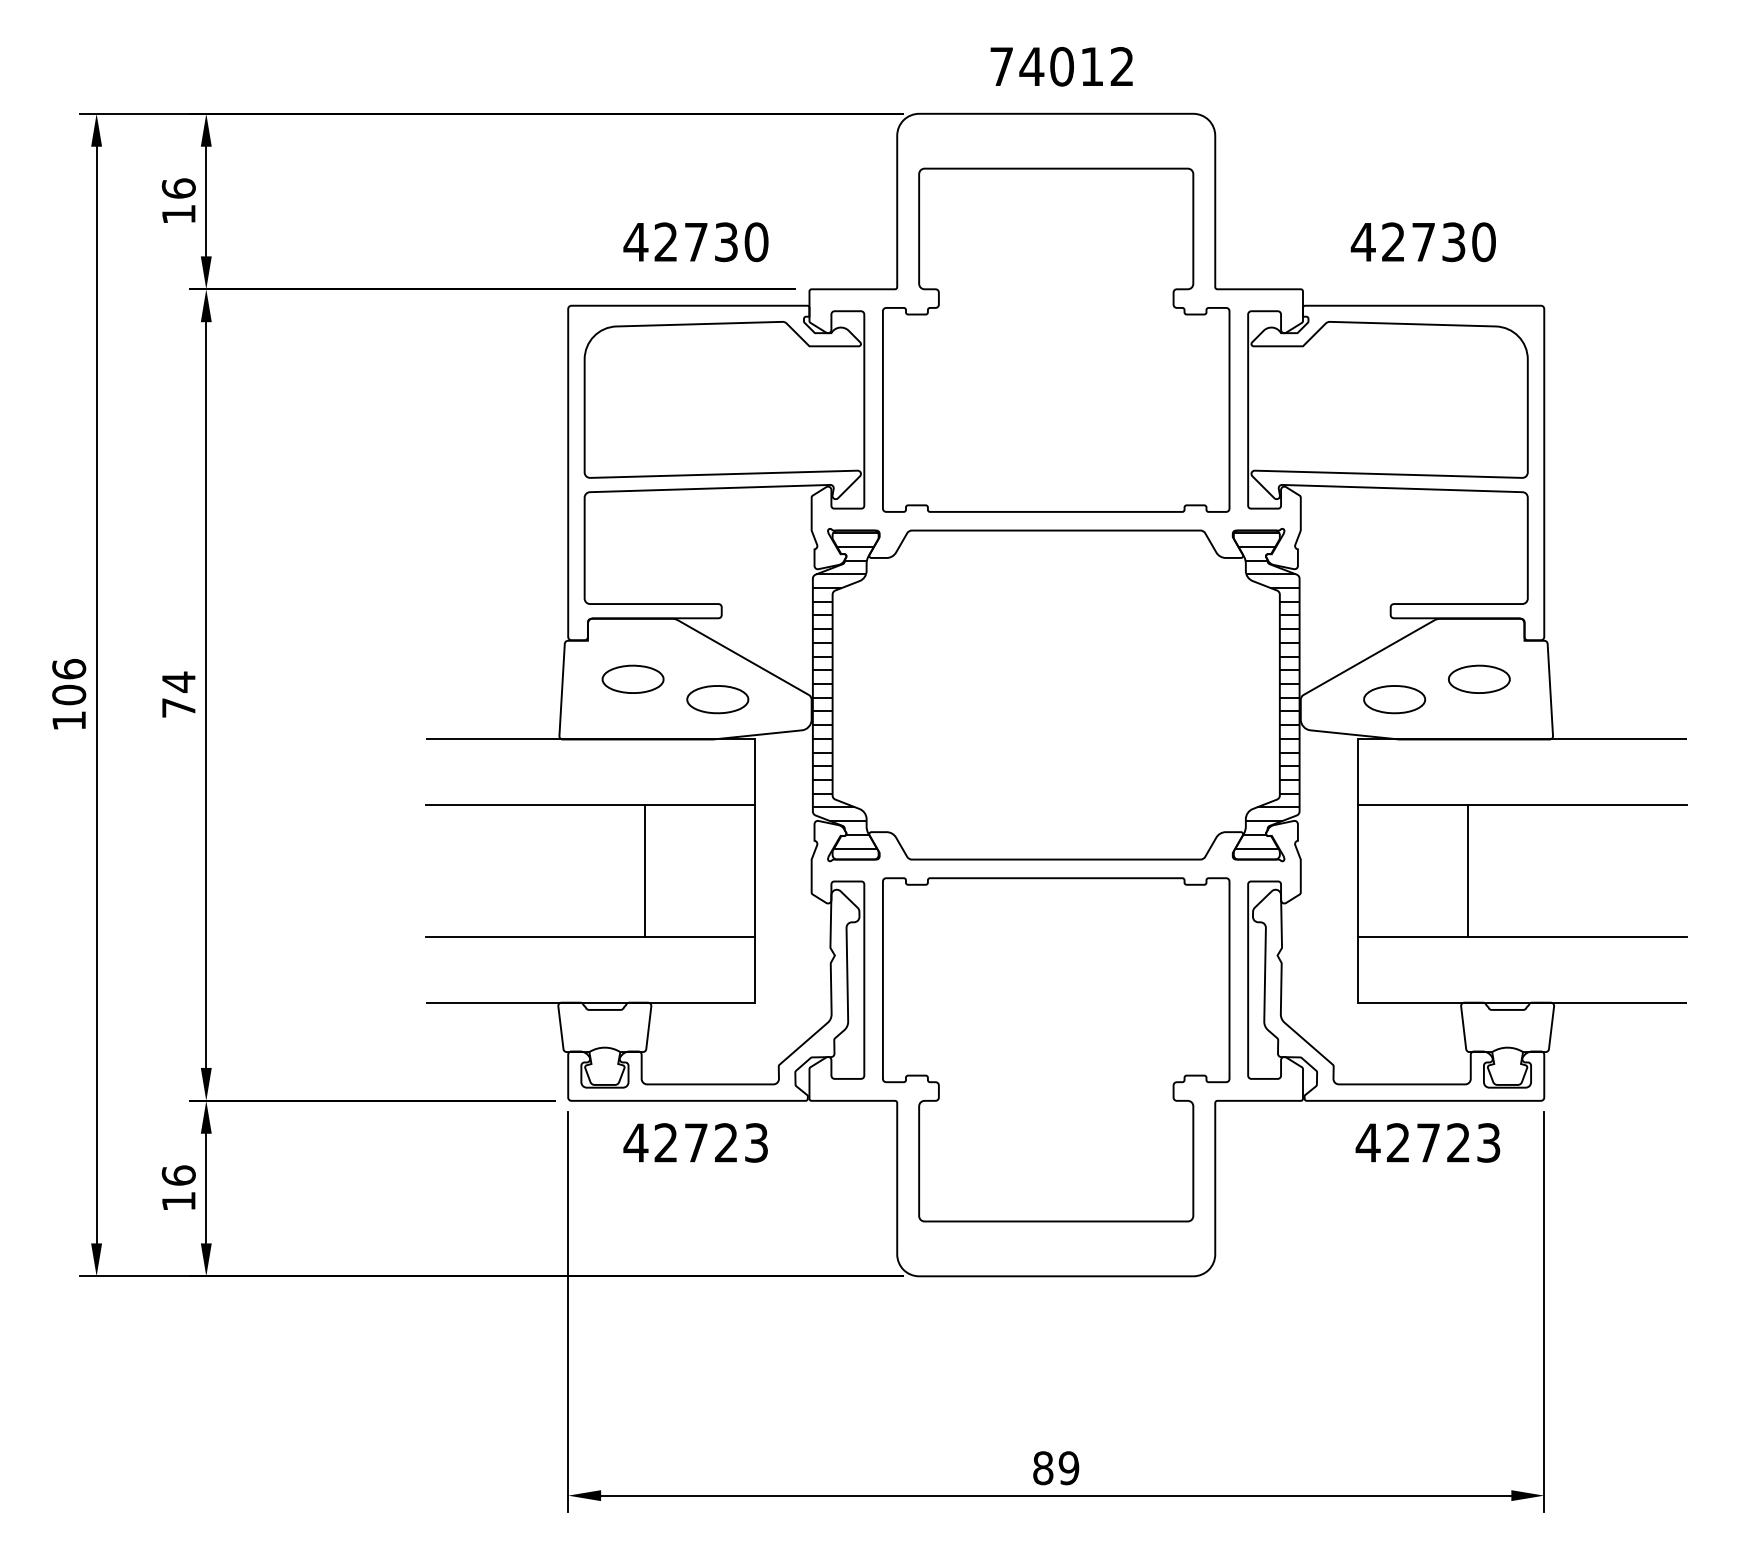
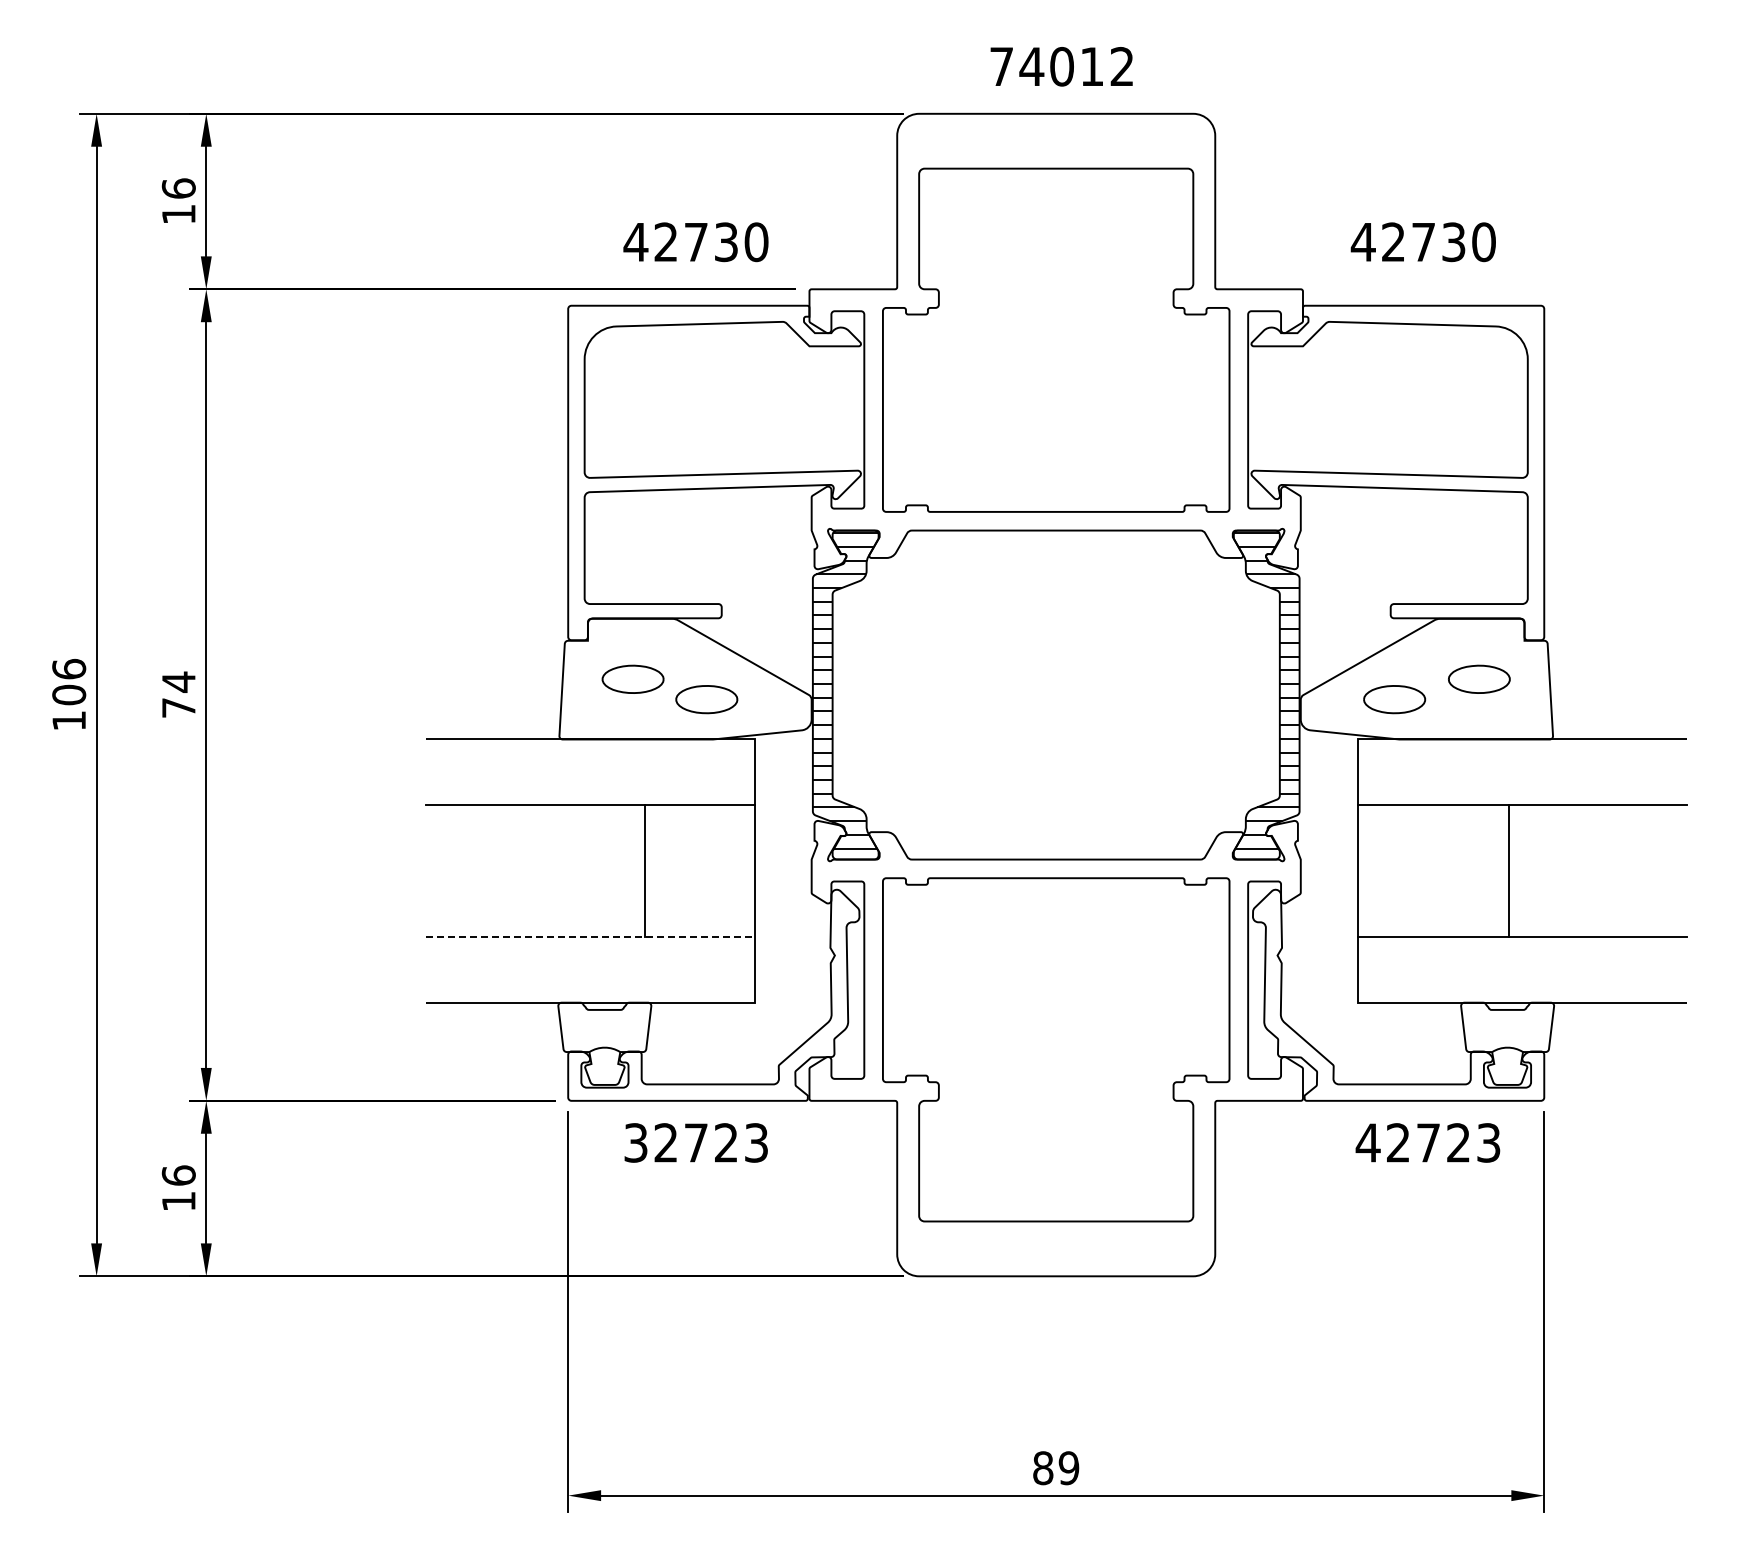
part position: (717, 699) -> (706, 699) (706, 699)
line position: (1467, 870) -> (1508, 870) (1508, 870)
line: solid -> dashed (590, 936)
text: 42723 -> 32723 (635, 1142)
